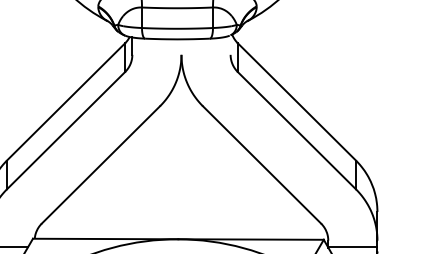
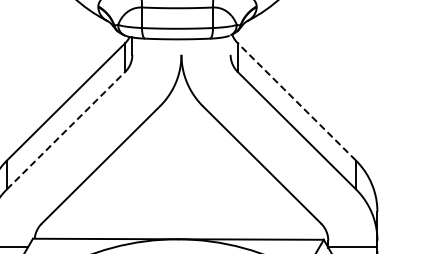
line: solid -> dashed (296, 101)
line: solid -> dashed (66, 130)
